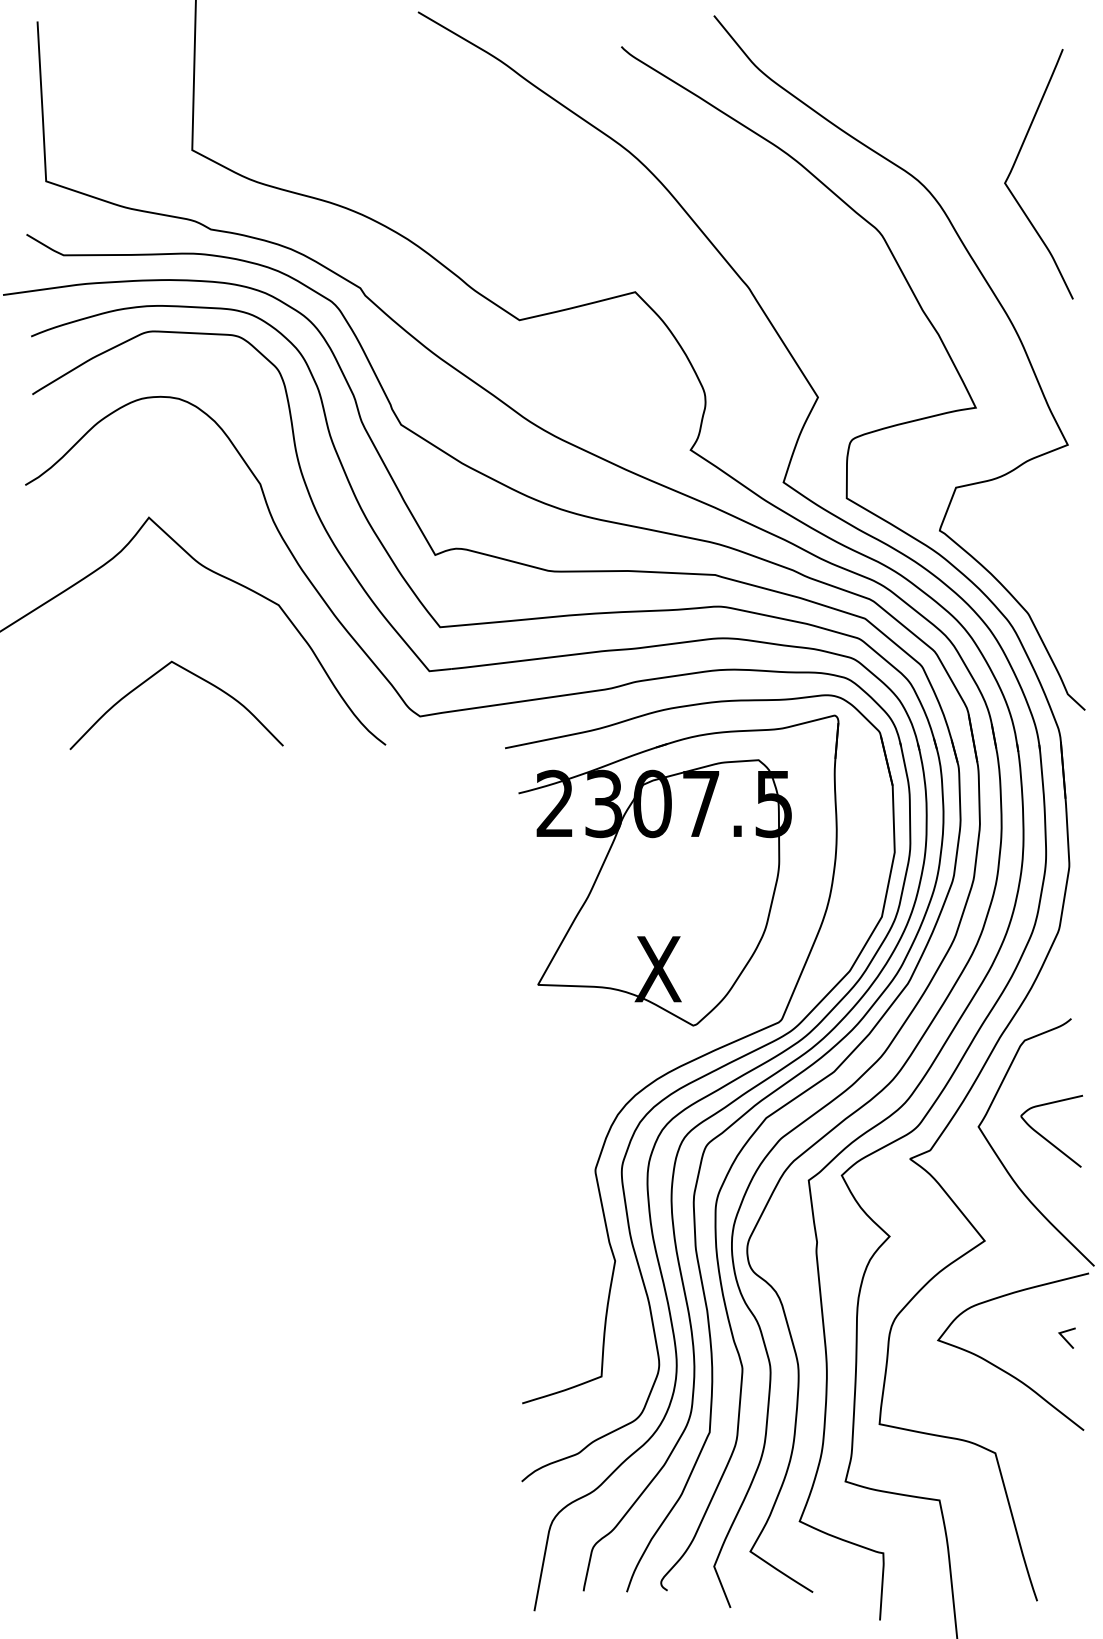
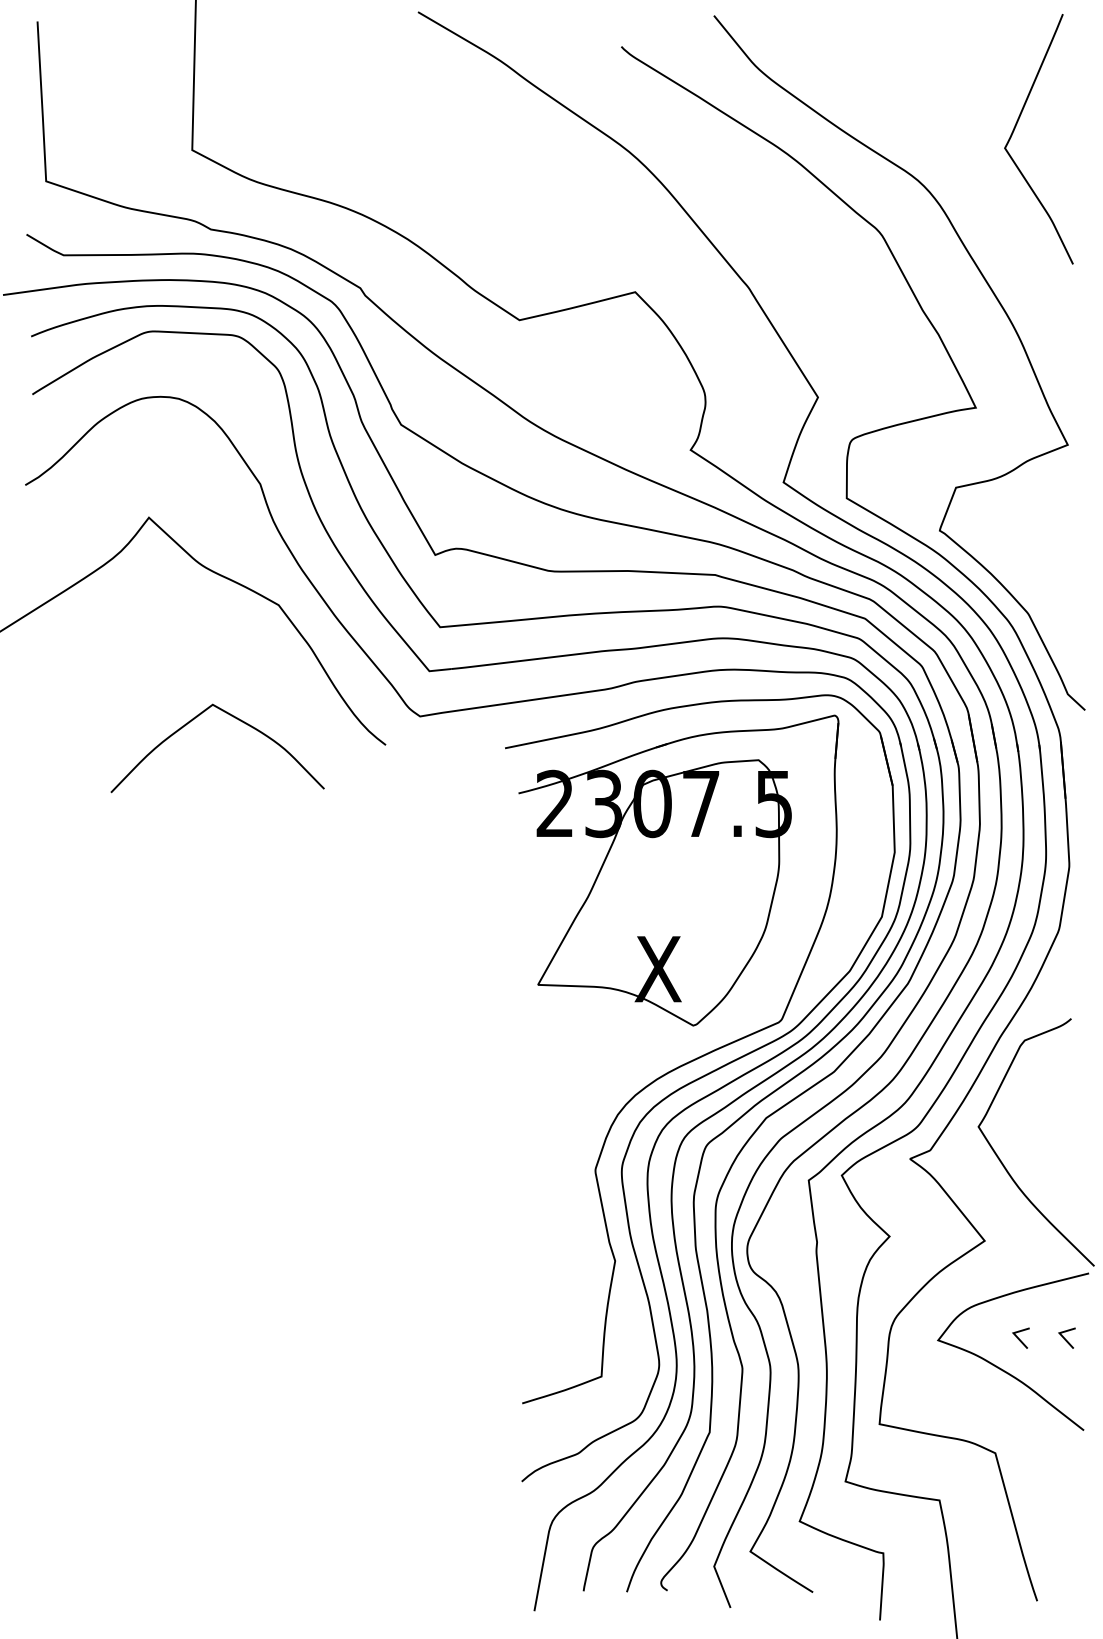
curve position: (1014, 166) -> (1014, 131) (1014, 131)
curve position: (195, 676) -> (236, 719) (236, 719)
curve: present -> none (1045, 1137)
line: none -> present (1019, 1338)
